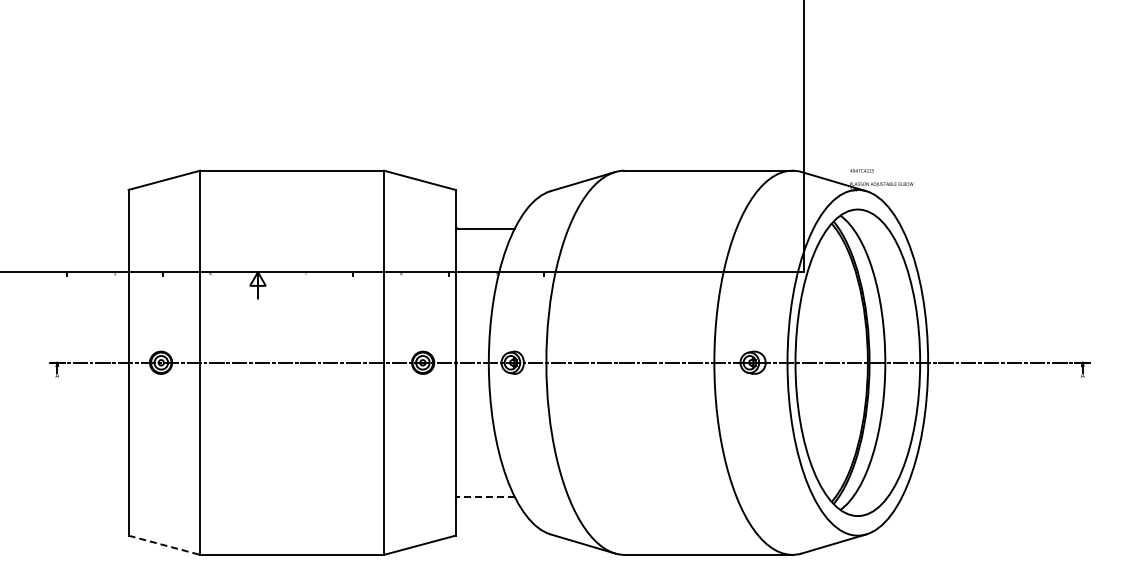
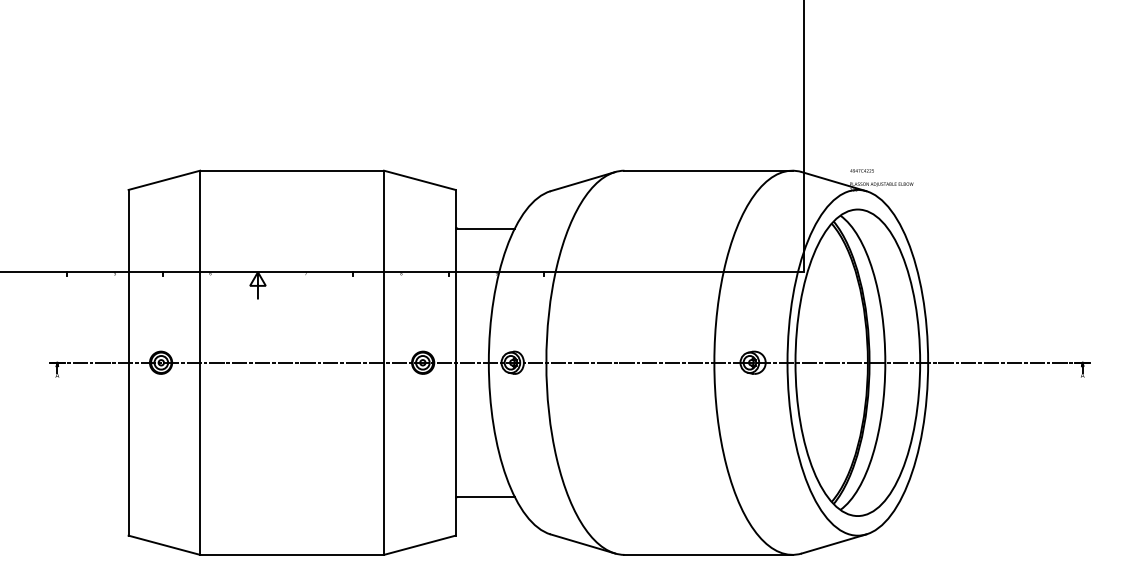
line: dashed -> solid (485, 496)
line: dashed -> solid (164, 545)
